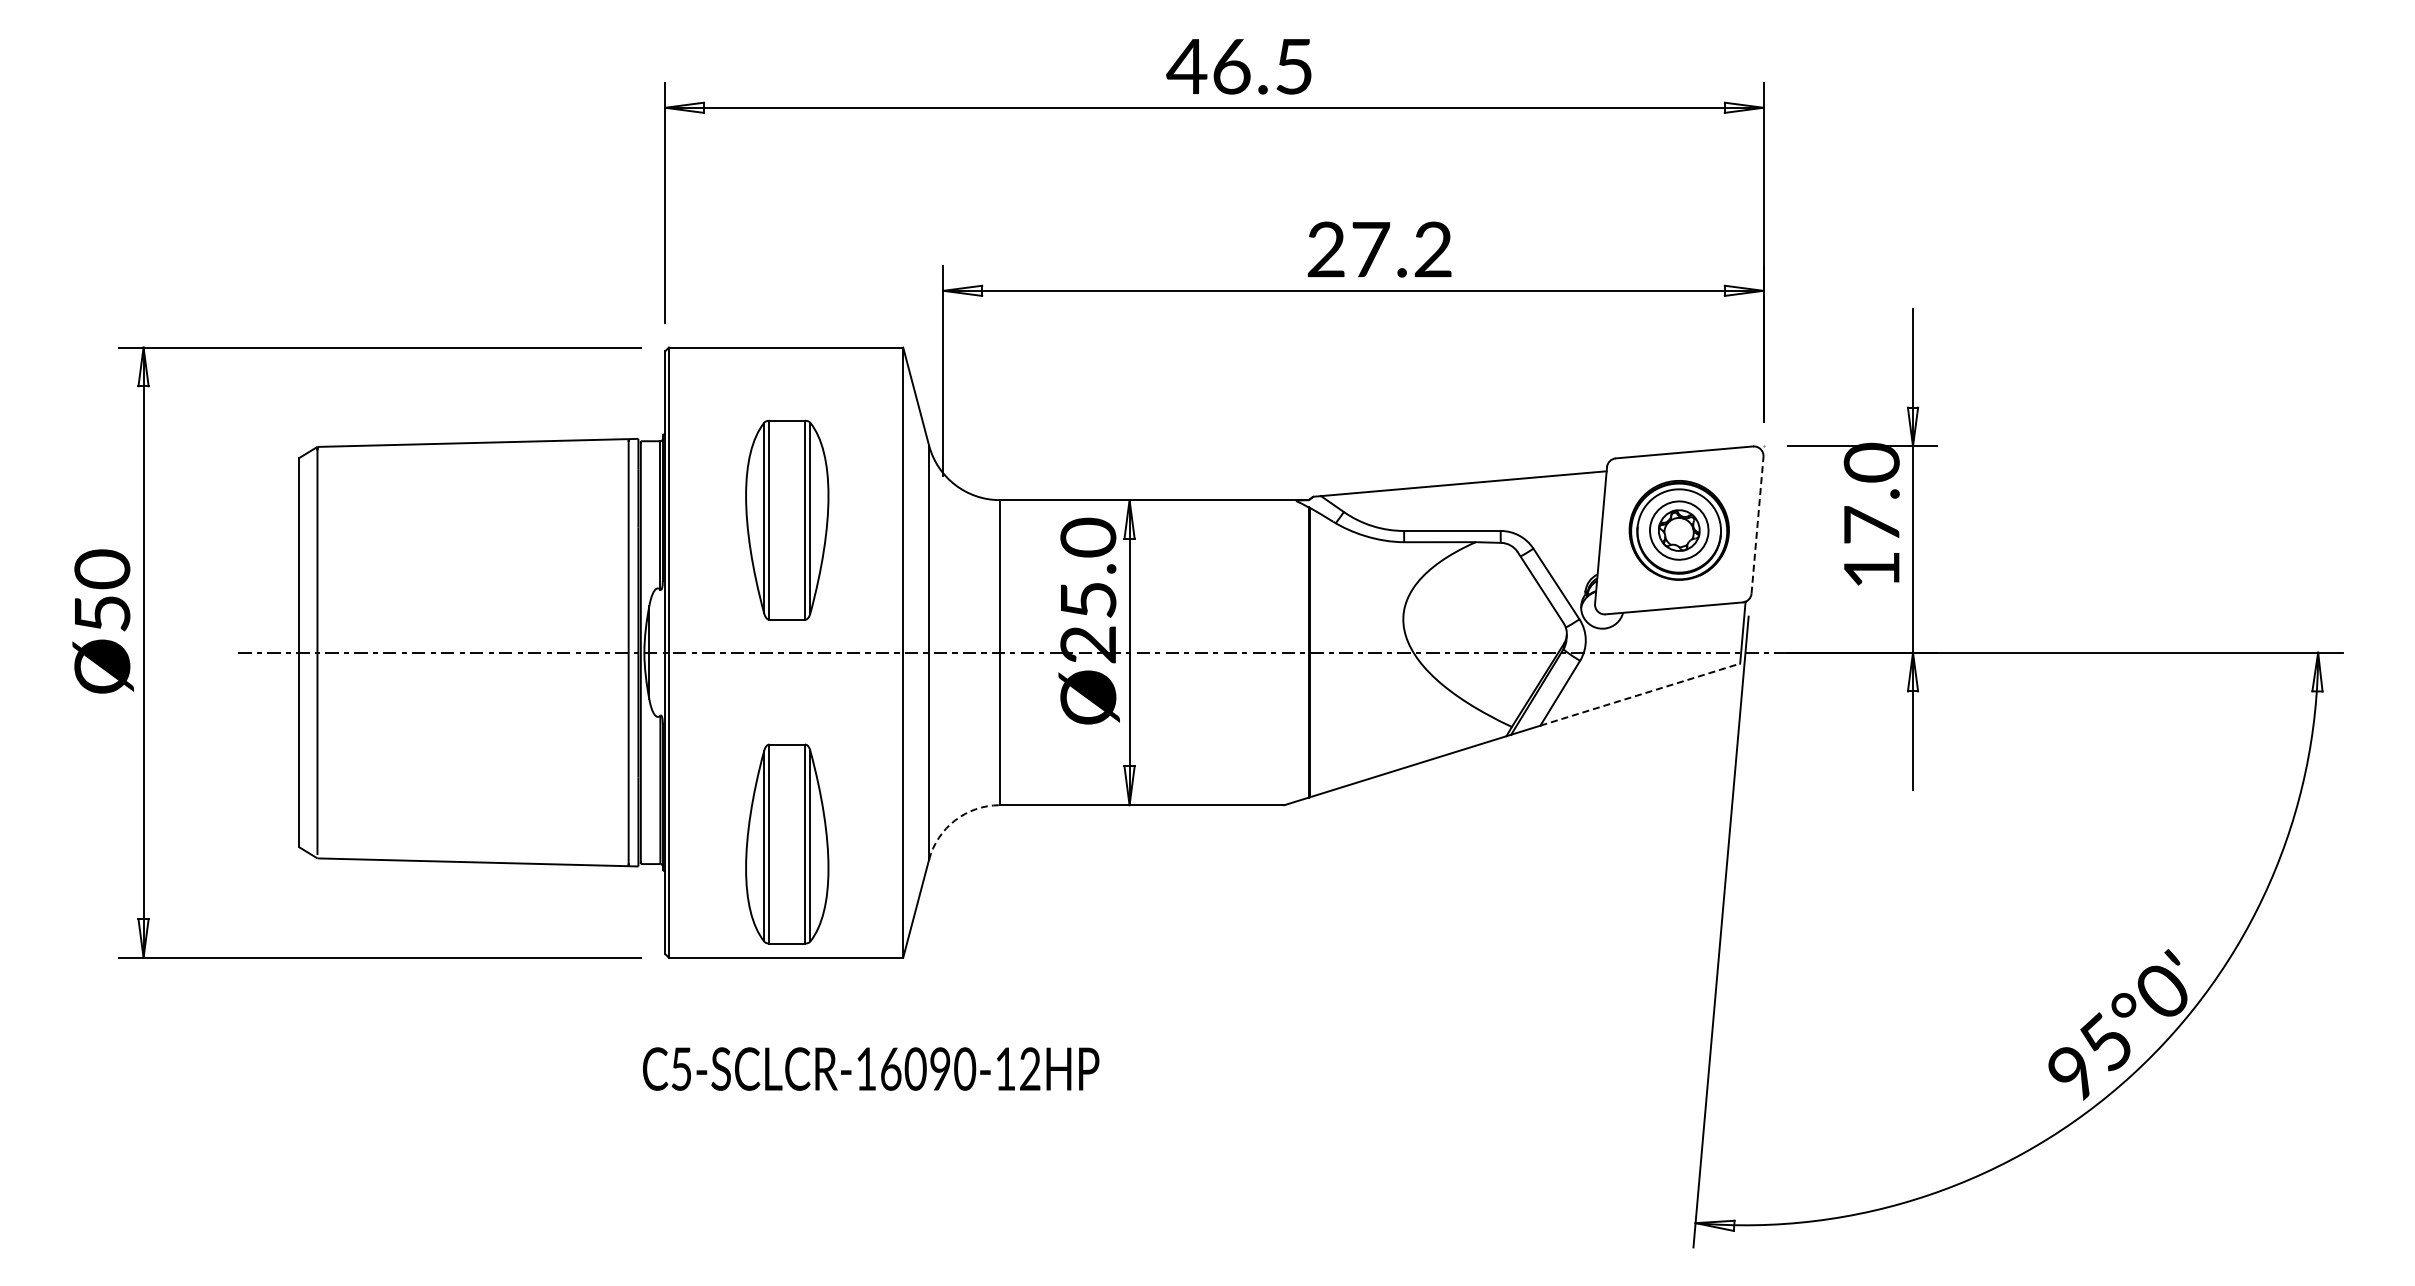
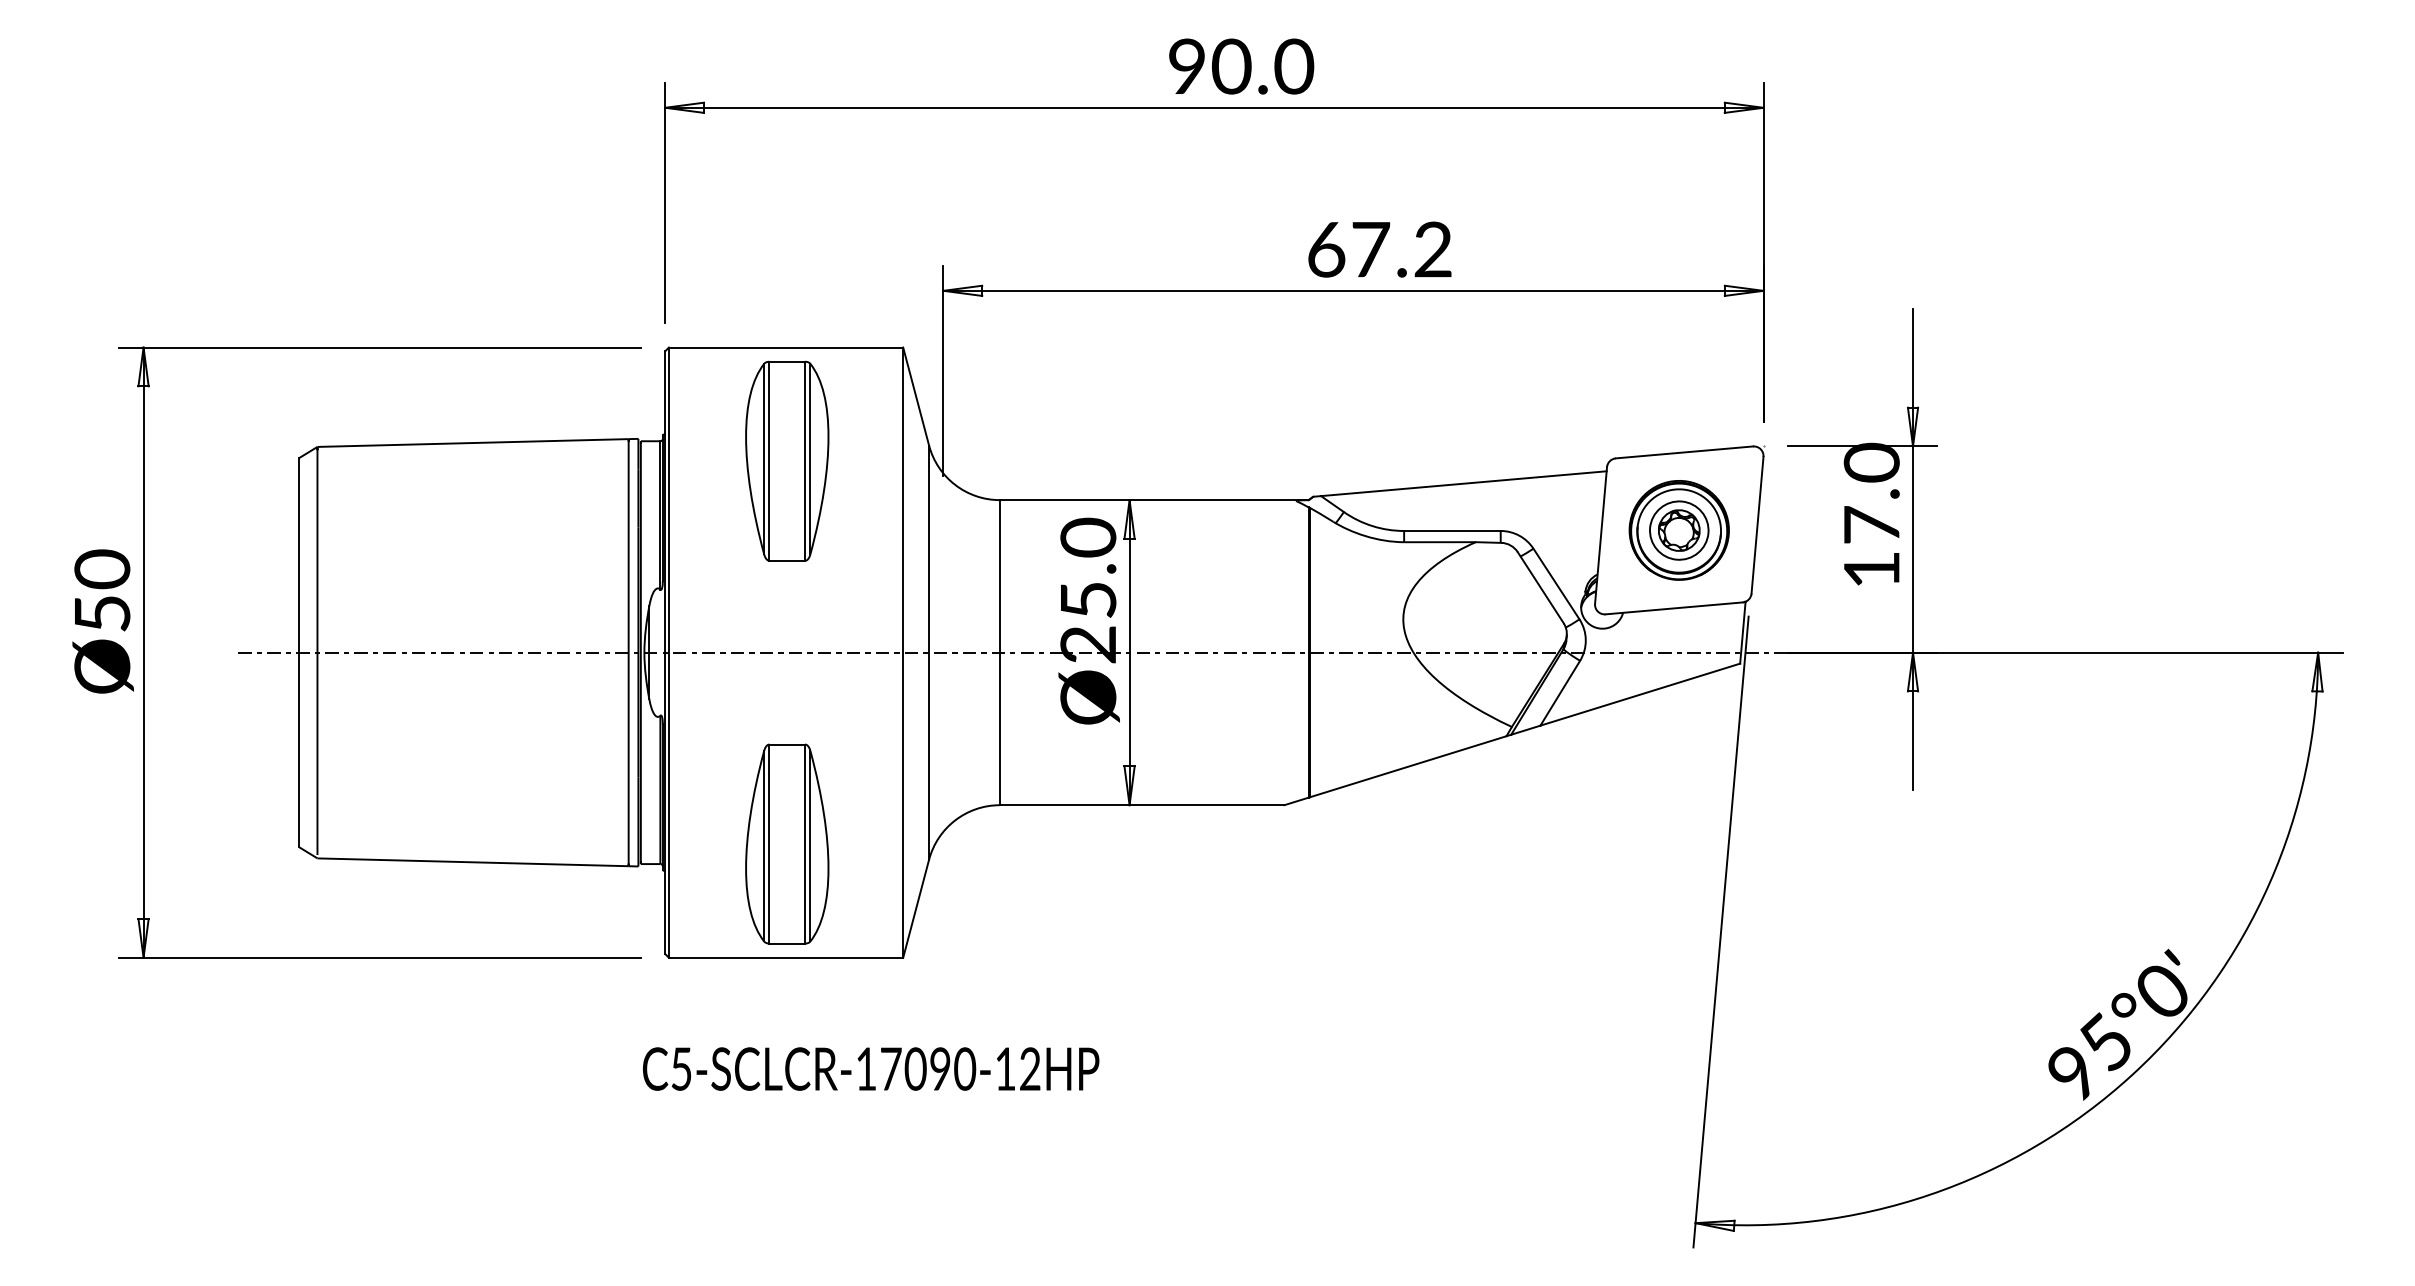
text: 46.5 -> 90.0 (1240, 66)
text: 27.2 -> 67.2 (1326, 249)
part position: (787, 519) -> (787, 460) (787, 460)
line: dashed -> solid (1757, 525)
line: dashed -> solid (1640, 694)
arc: dashed -> solid (955, 820)
text: C5-SCLCR-16090-12HP -> C5-SCLCR-17090-12HP (891, 1068)
